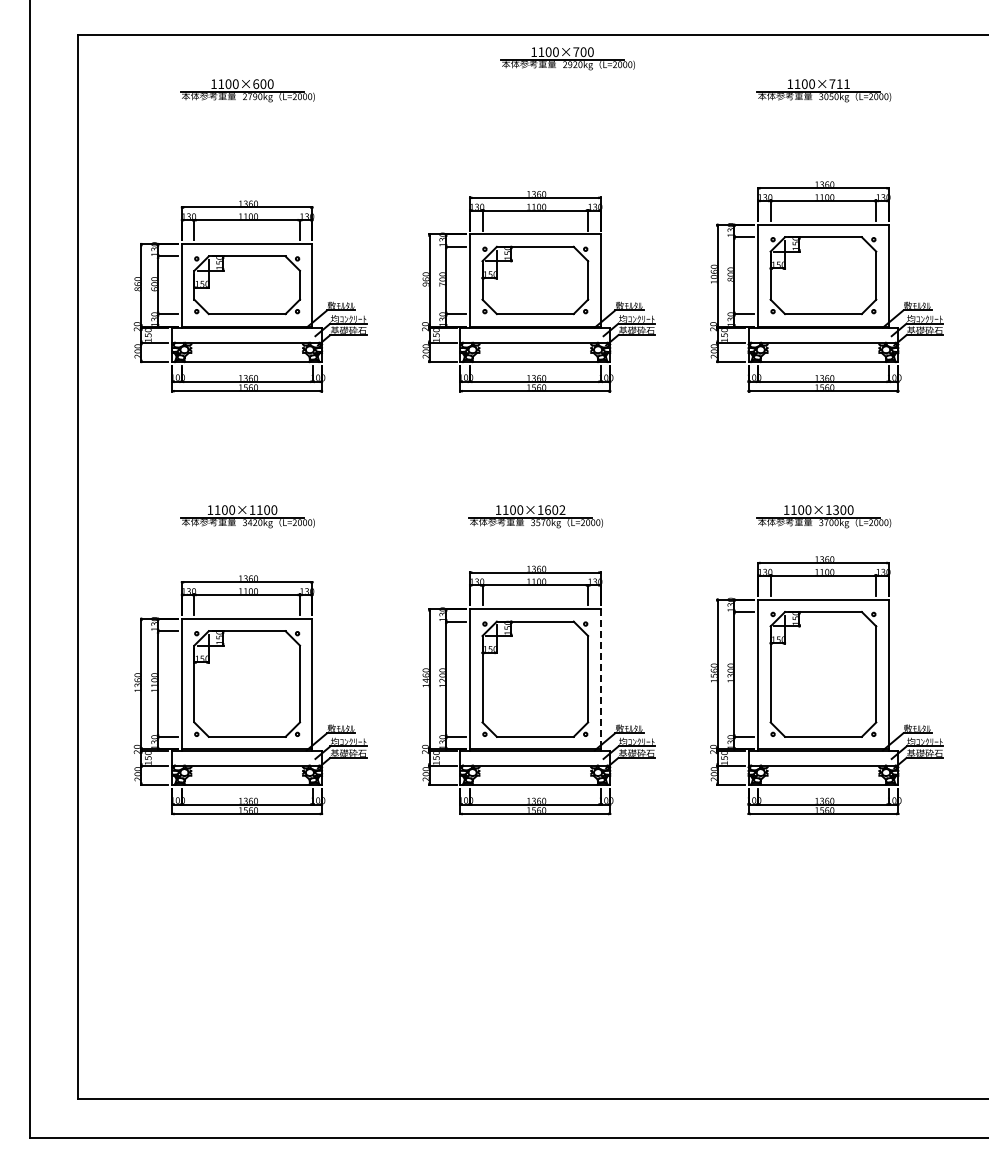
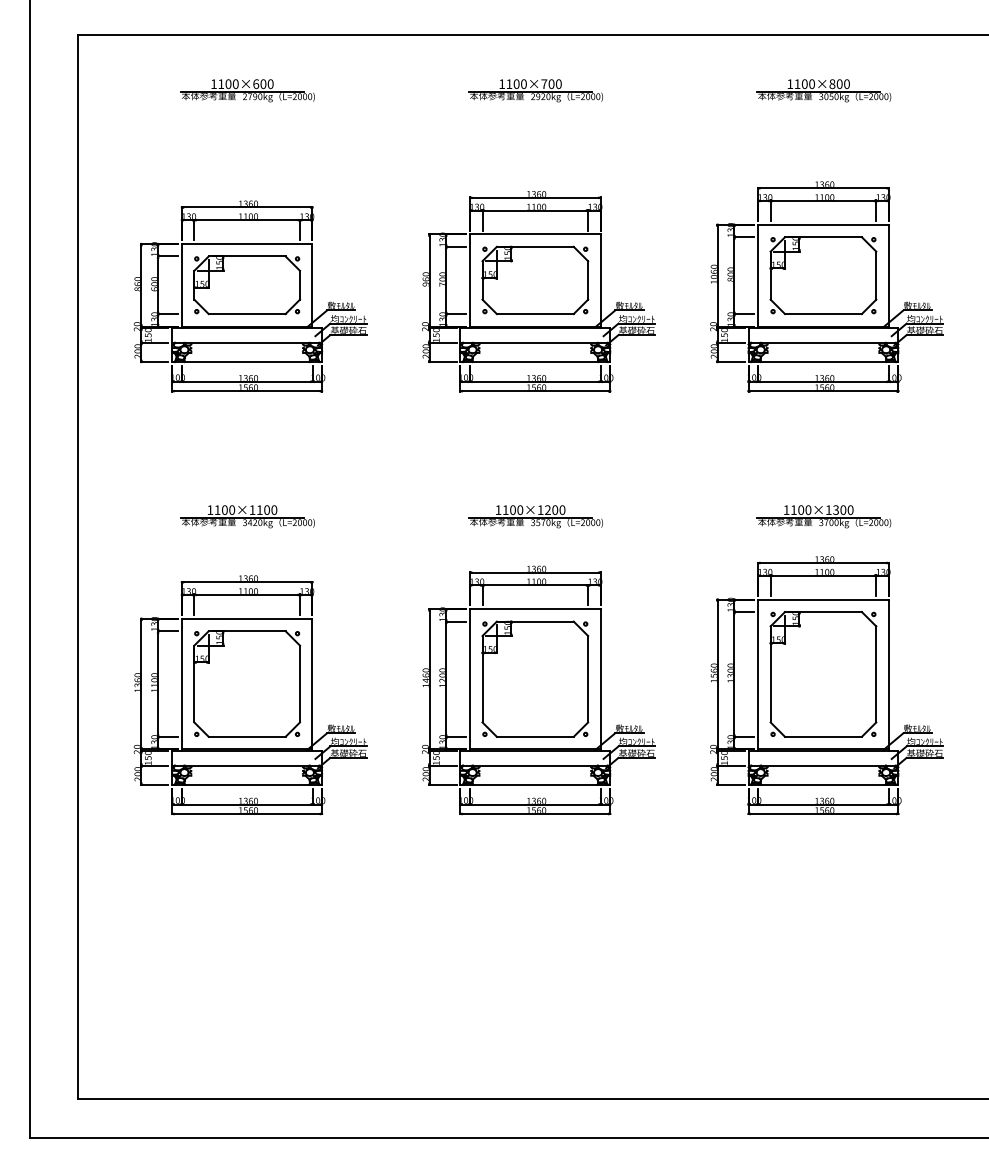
part position: (567, 58) -> (535, 90) (535, 90)
text: 1100×711 -> 1100×800 (839, 84)
text: 1100×1602 -> 1100×1200 (555, 510)
line: dashed -> solid (600, 679)
